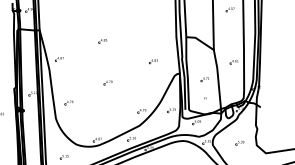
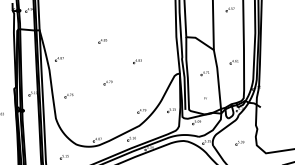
part position: (153, 61) -> (137, 61) (137, 61)
part position: (204, 79) -> (204, 73) (204, 73)
part position: (68, 102) -> (68, 95) (68, 95)
